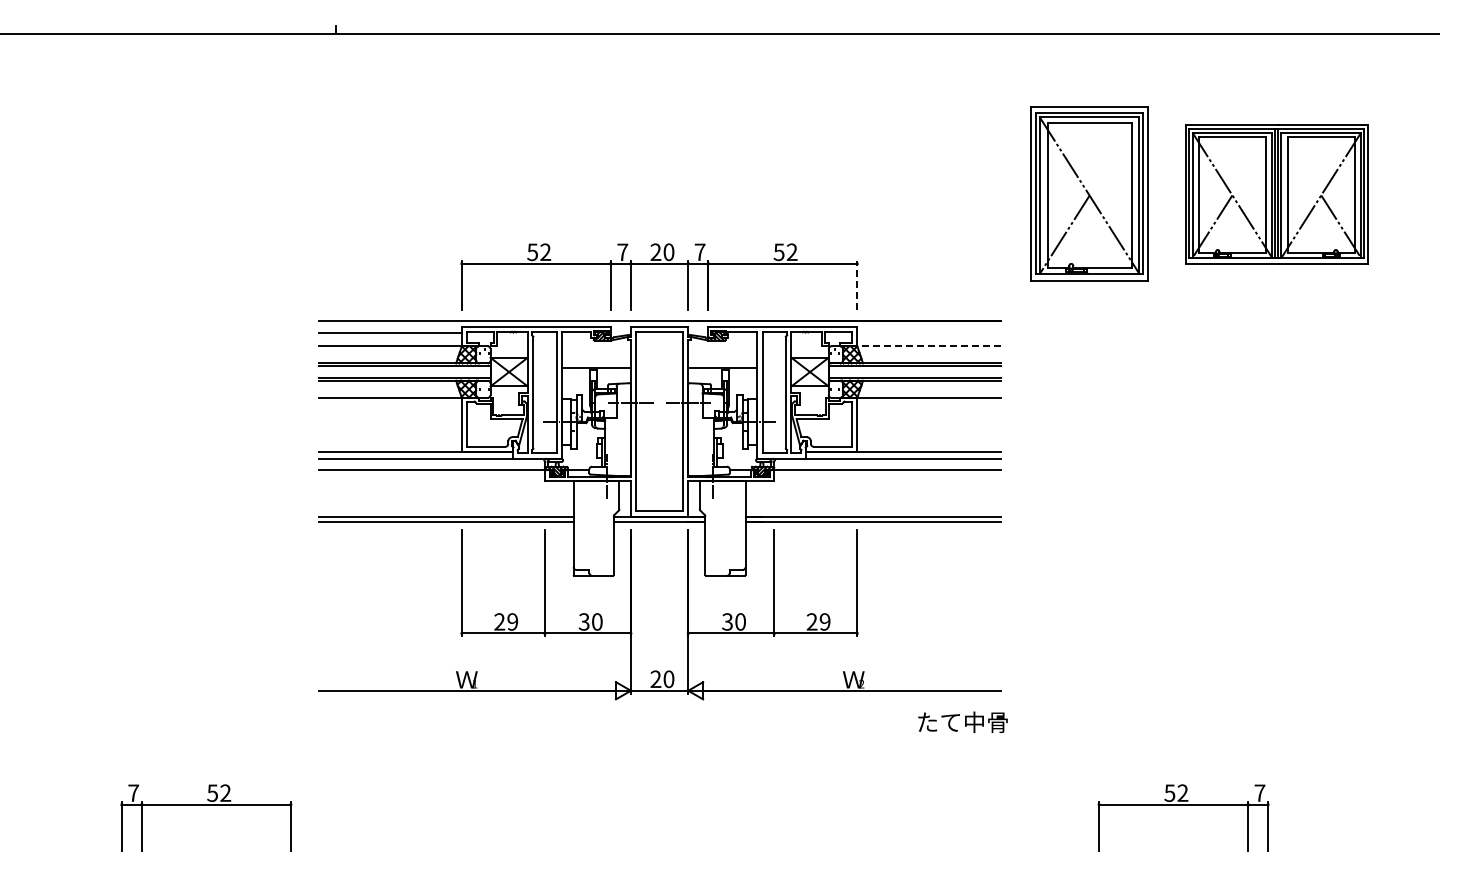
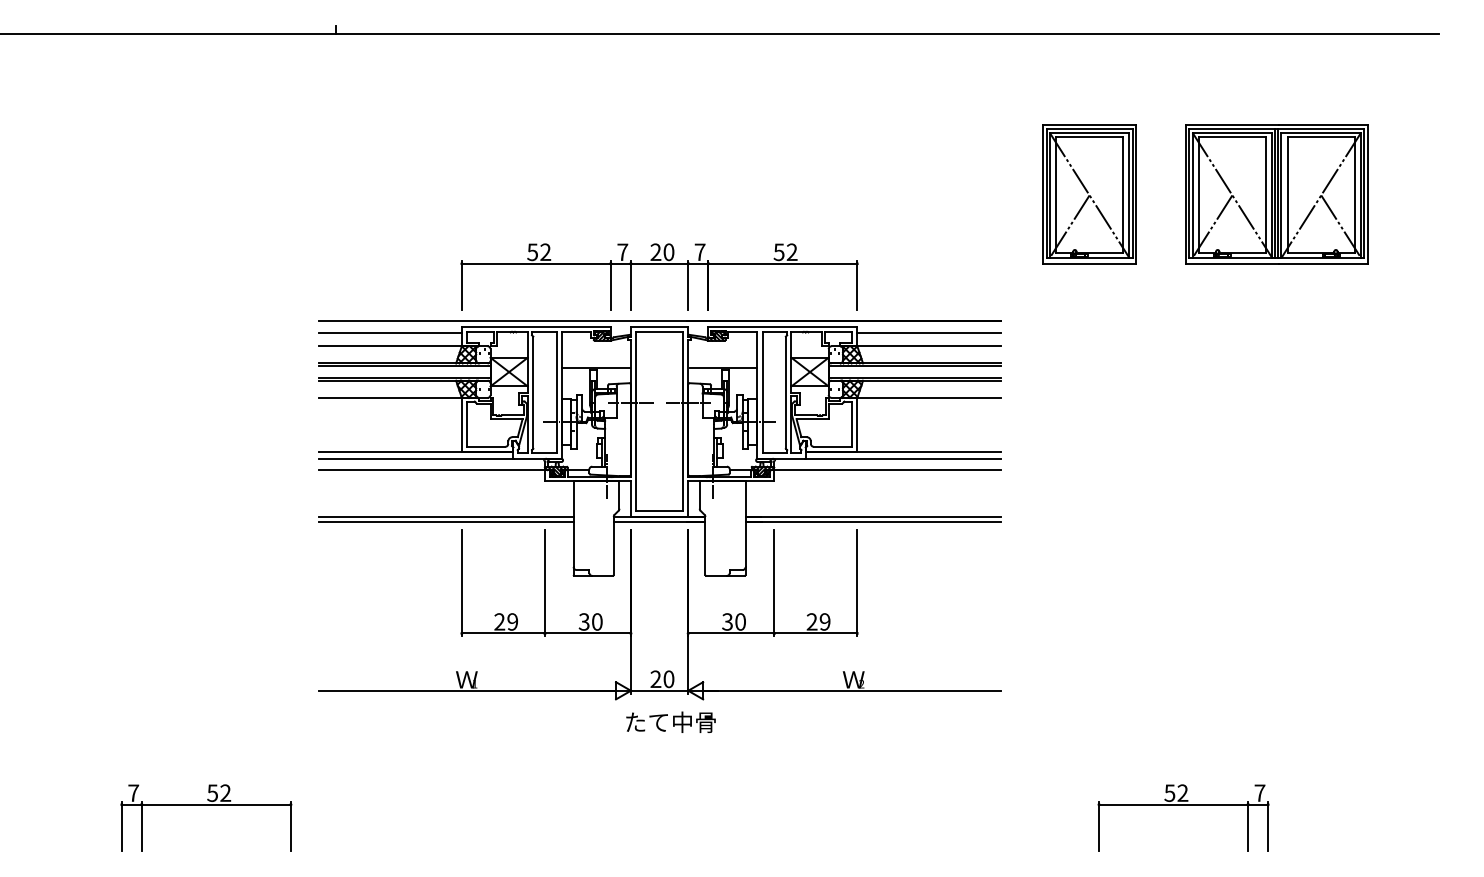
part size: 119x176 px -> 95x141 px (1089, 194)
line: dashed -> solid (857, 284)
line: none -> present (928, 333)
line: dashed -> solid (927, 346)
text position: (962, 721) -> (670, 721) (670, 721)
